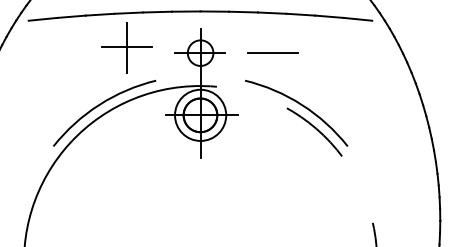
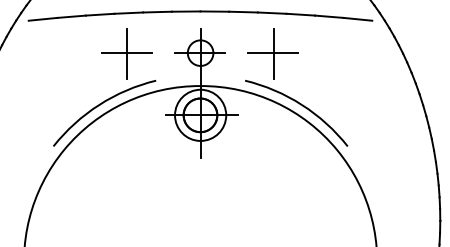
part position: (126, 47) -> (126, 53) (126, 53)
line: none -> present (273, 53)
arc: dashed -> solid (319, 131)
